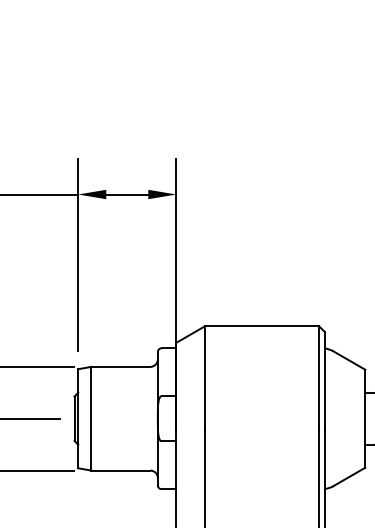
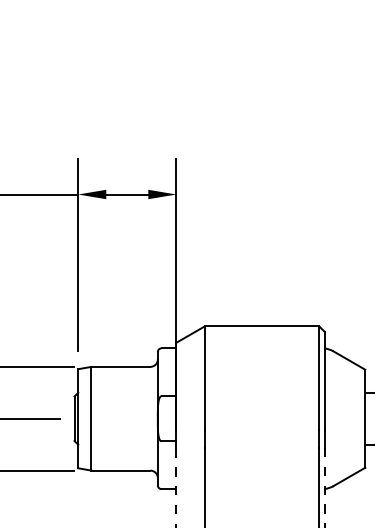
line: solid -> dashed (176, 487)
line: solid -> dashed (324, 487)
